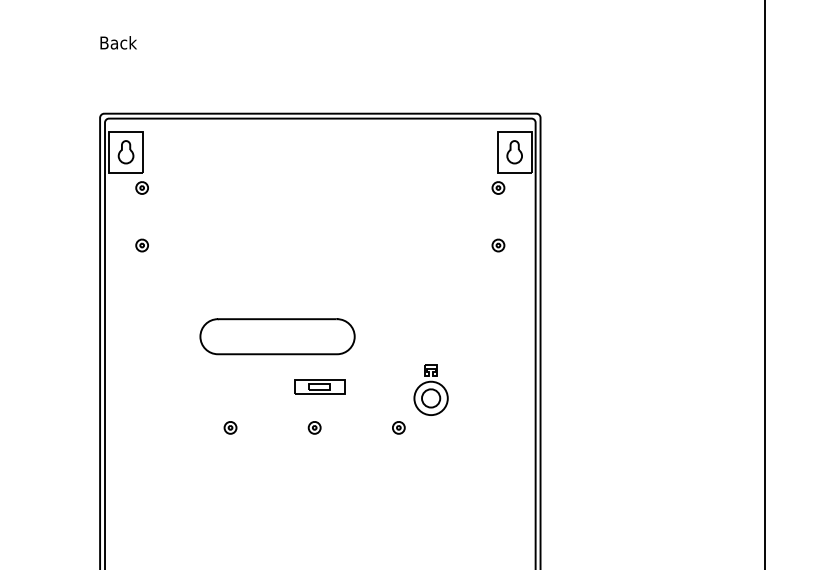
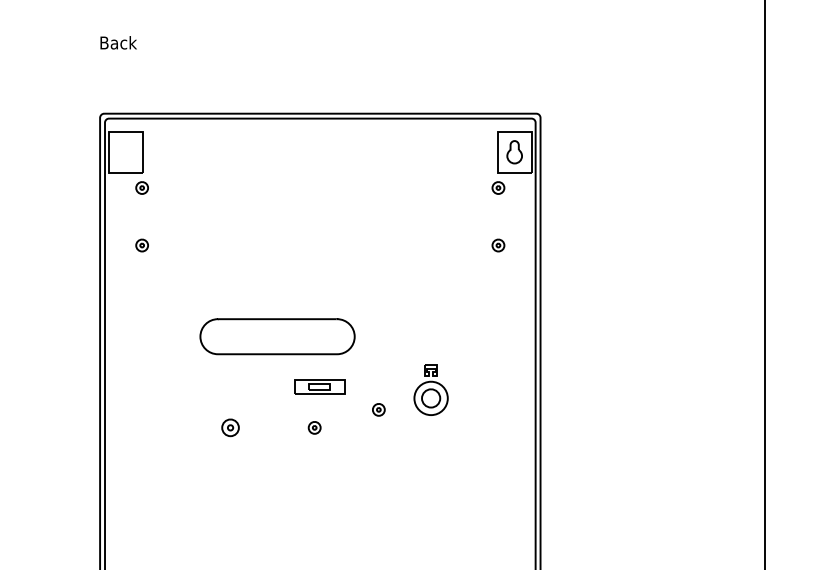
part: present -> none (125, 152)
part size: 15x14 px -> 19x20 px (230, 427)
part position: (398, 427) -> (378, 409) (378, 409)
